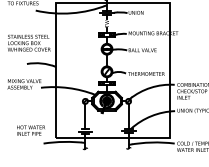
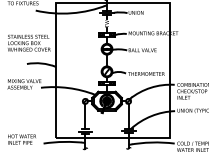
text position: (30, 130) -> (21, 139) (21, 139)
